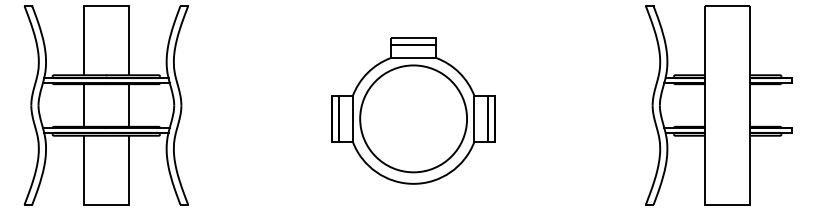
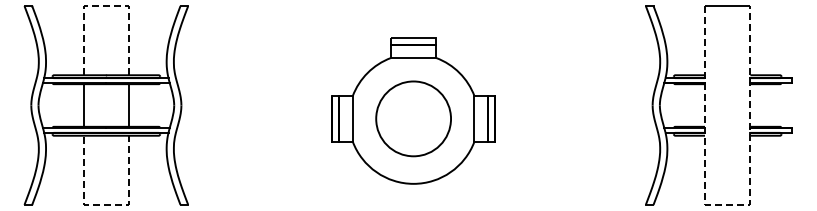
line: solid -> dashed (106, 6)
circle diameter: 107 px -> 75 px (413, 118)
line: solid -> dashed (106, 204)
line: solid -> dashed (727, 204)
